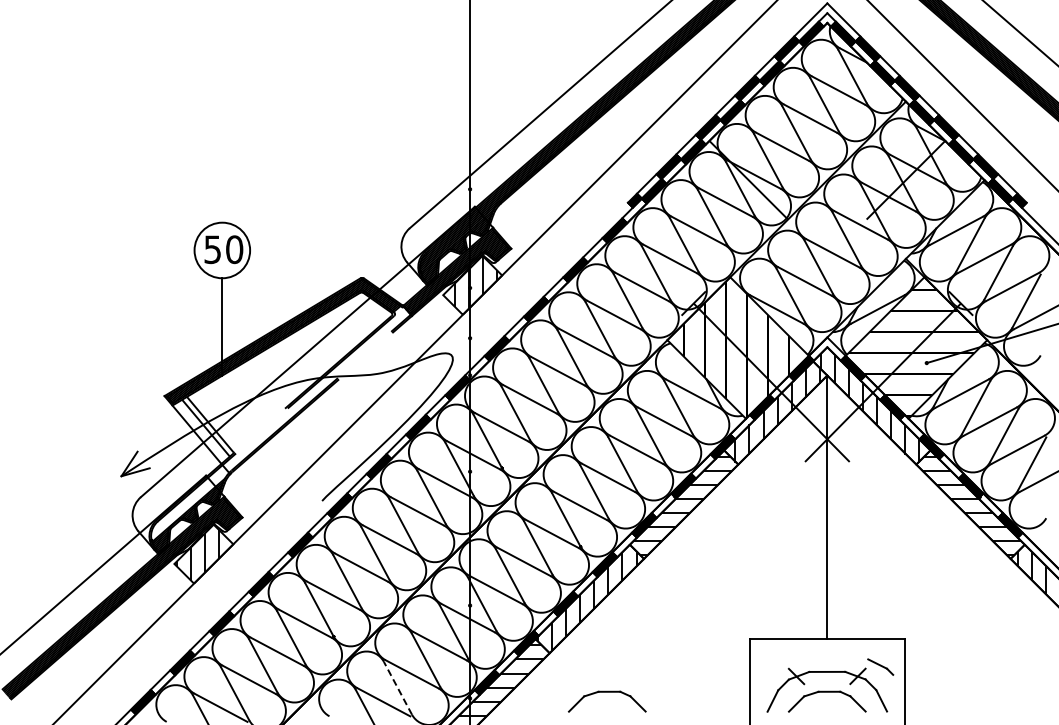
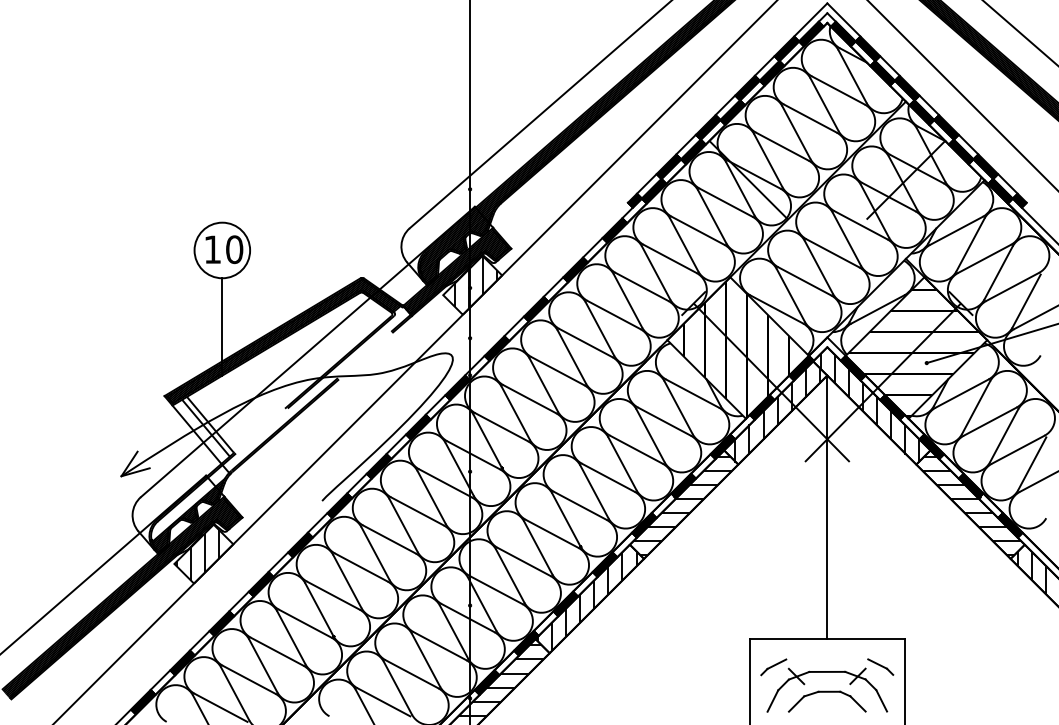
text: 50 -> 10 (212, 249)
part: none -> present (773, 667)
line: dashed -> solid (397, 688)
part: present -> none (606, 692)
